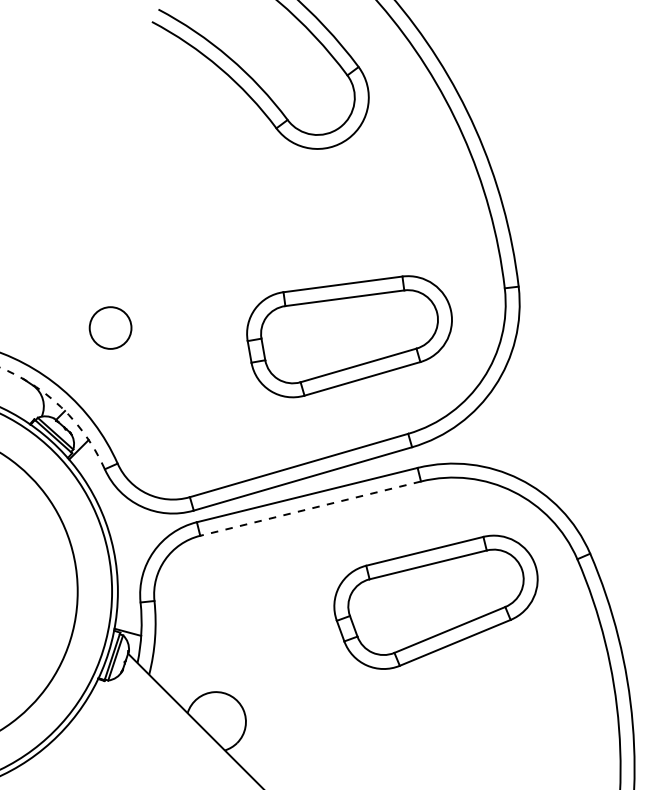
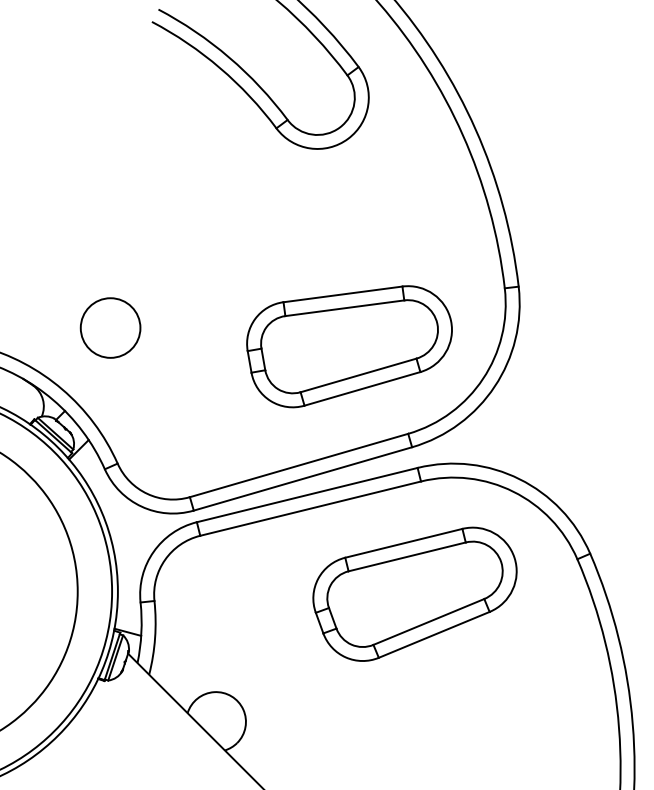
circle diameter: 42 px -> 60 px (110, 327)
part position: (349, 336) -> (349, 346) (349, 346)
arc: dashed -> solid (61, 407)
line: dashed -> solid (310, 508)
part position: (435, 601) -> (414, 593) (414, 593)
